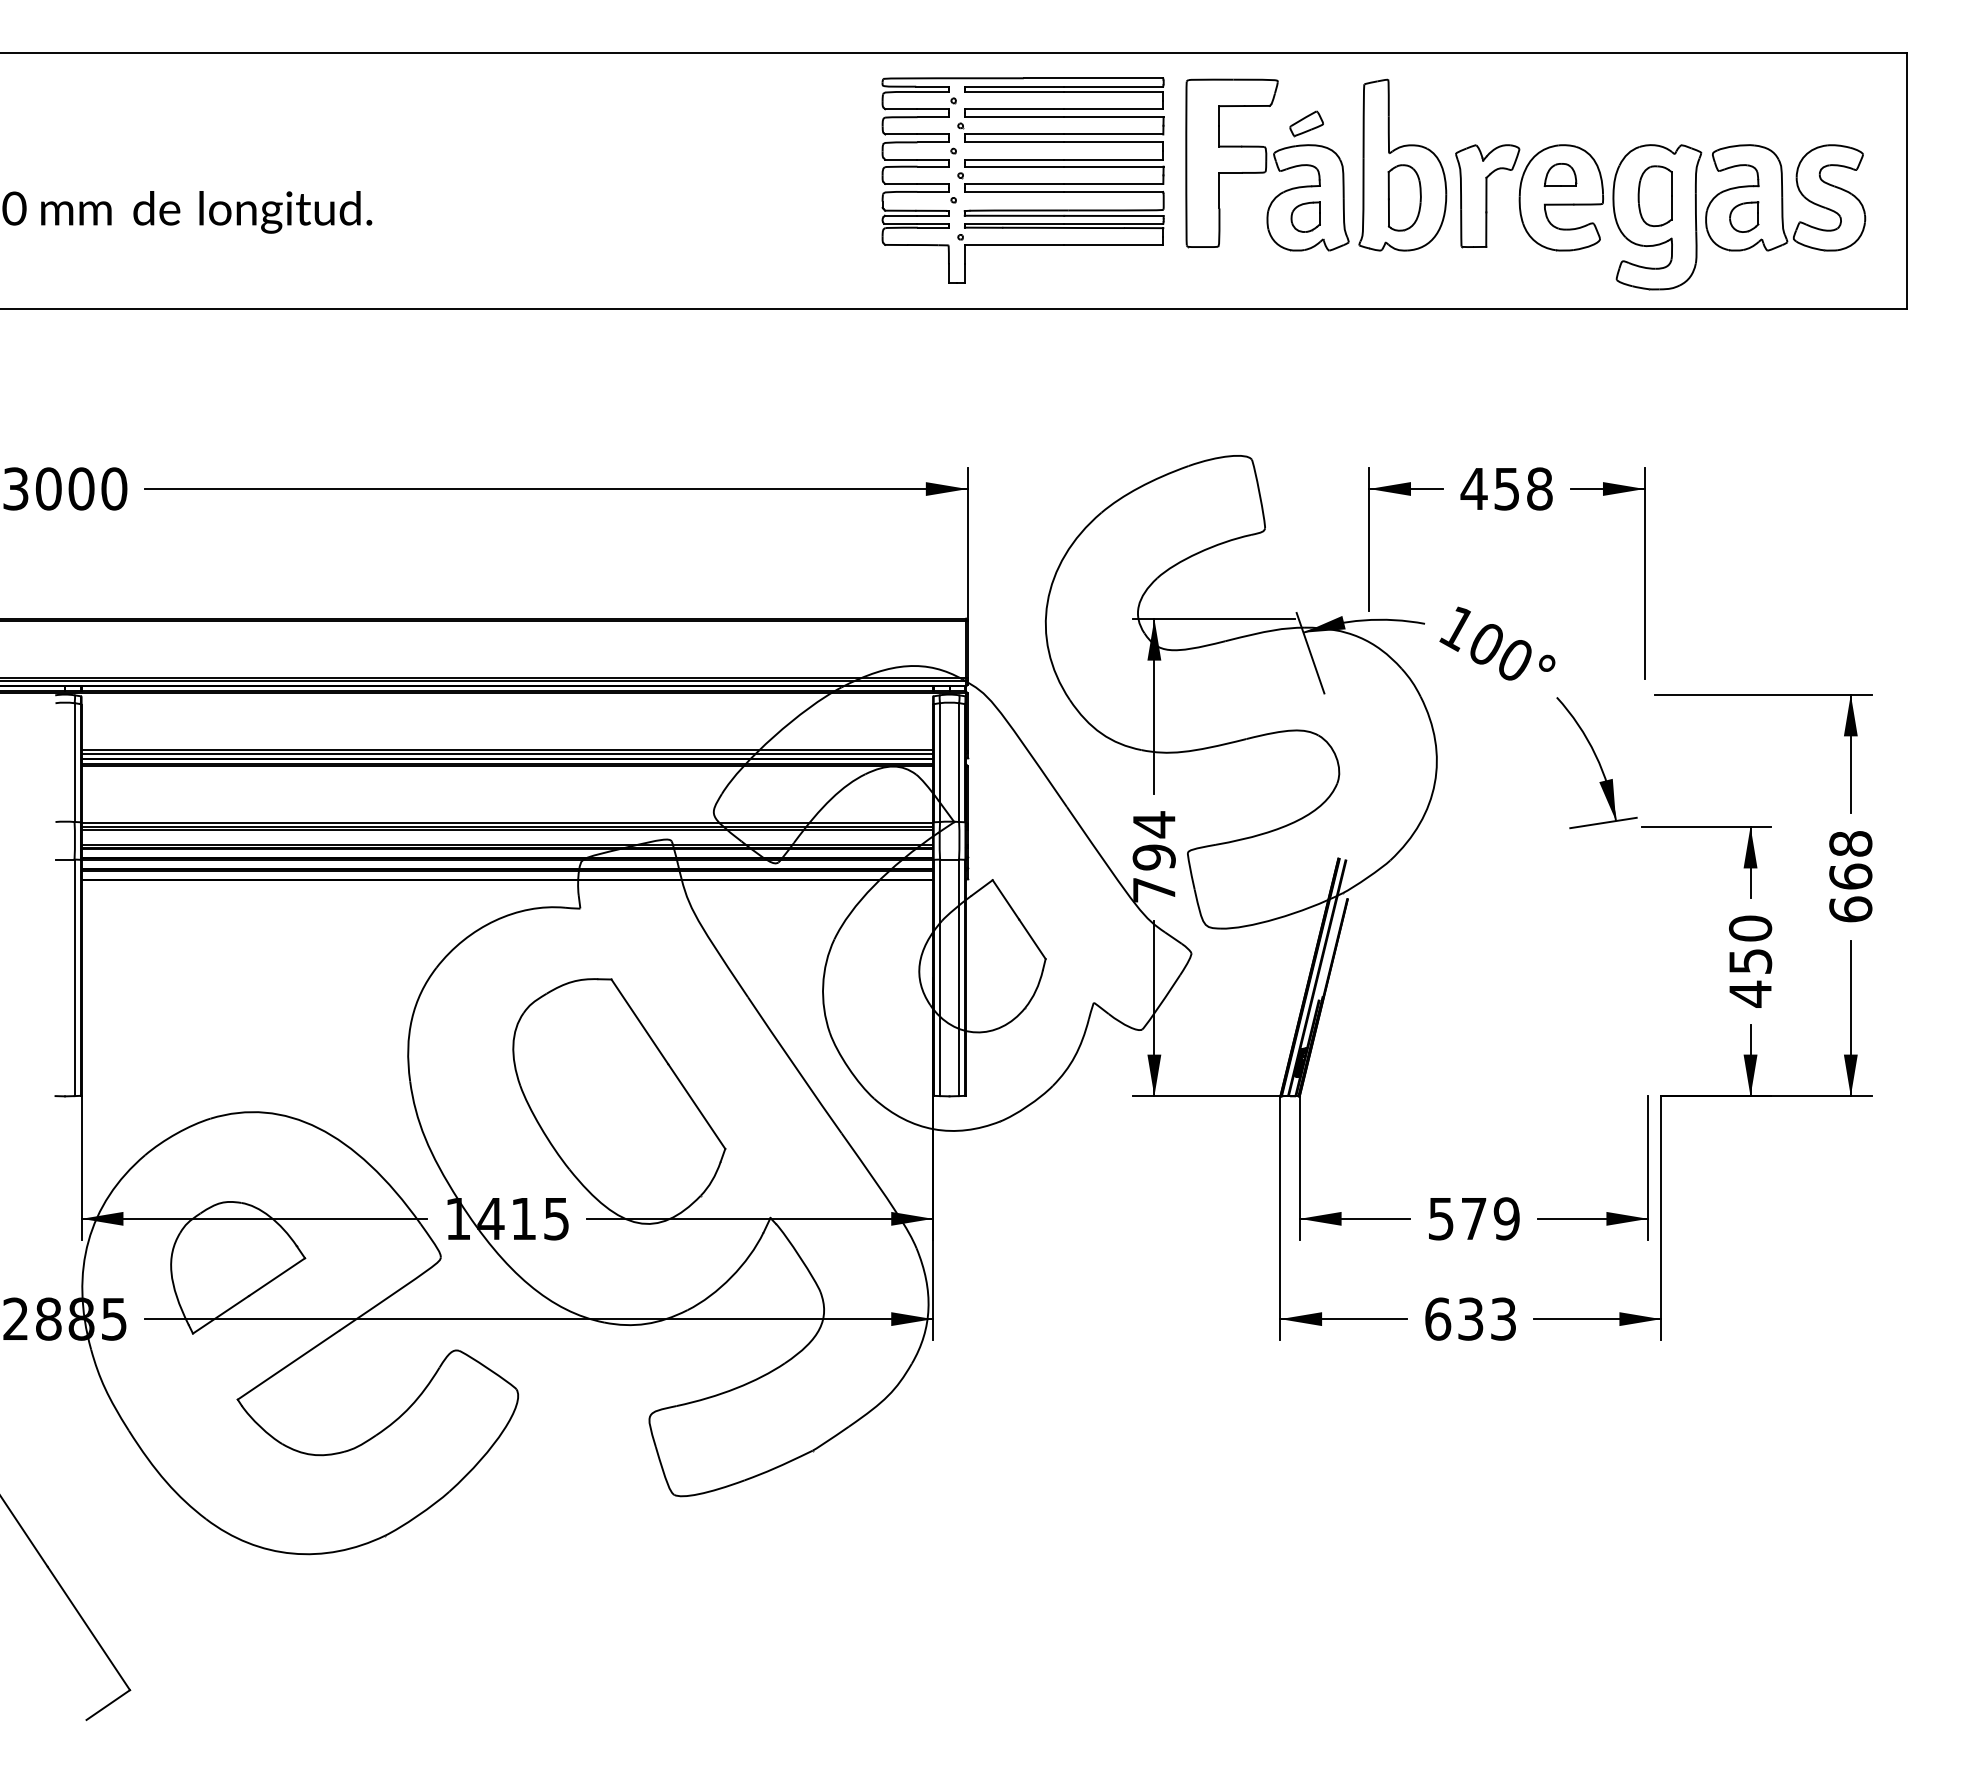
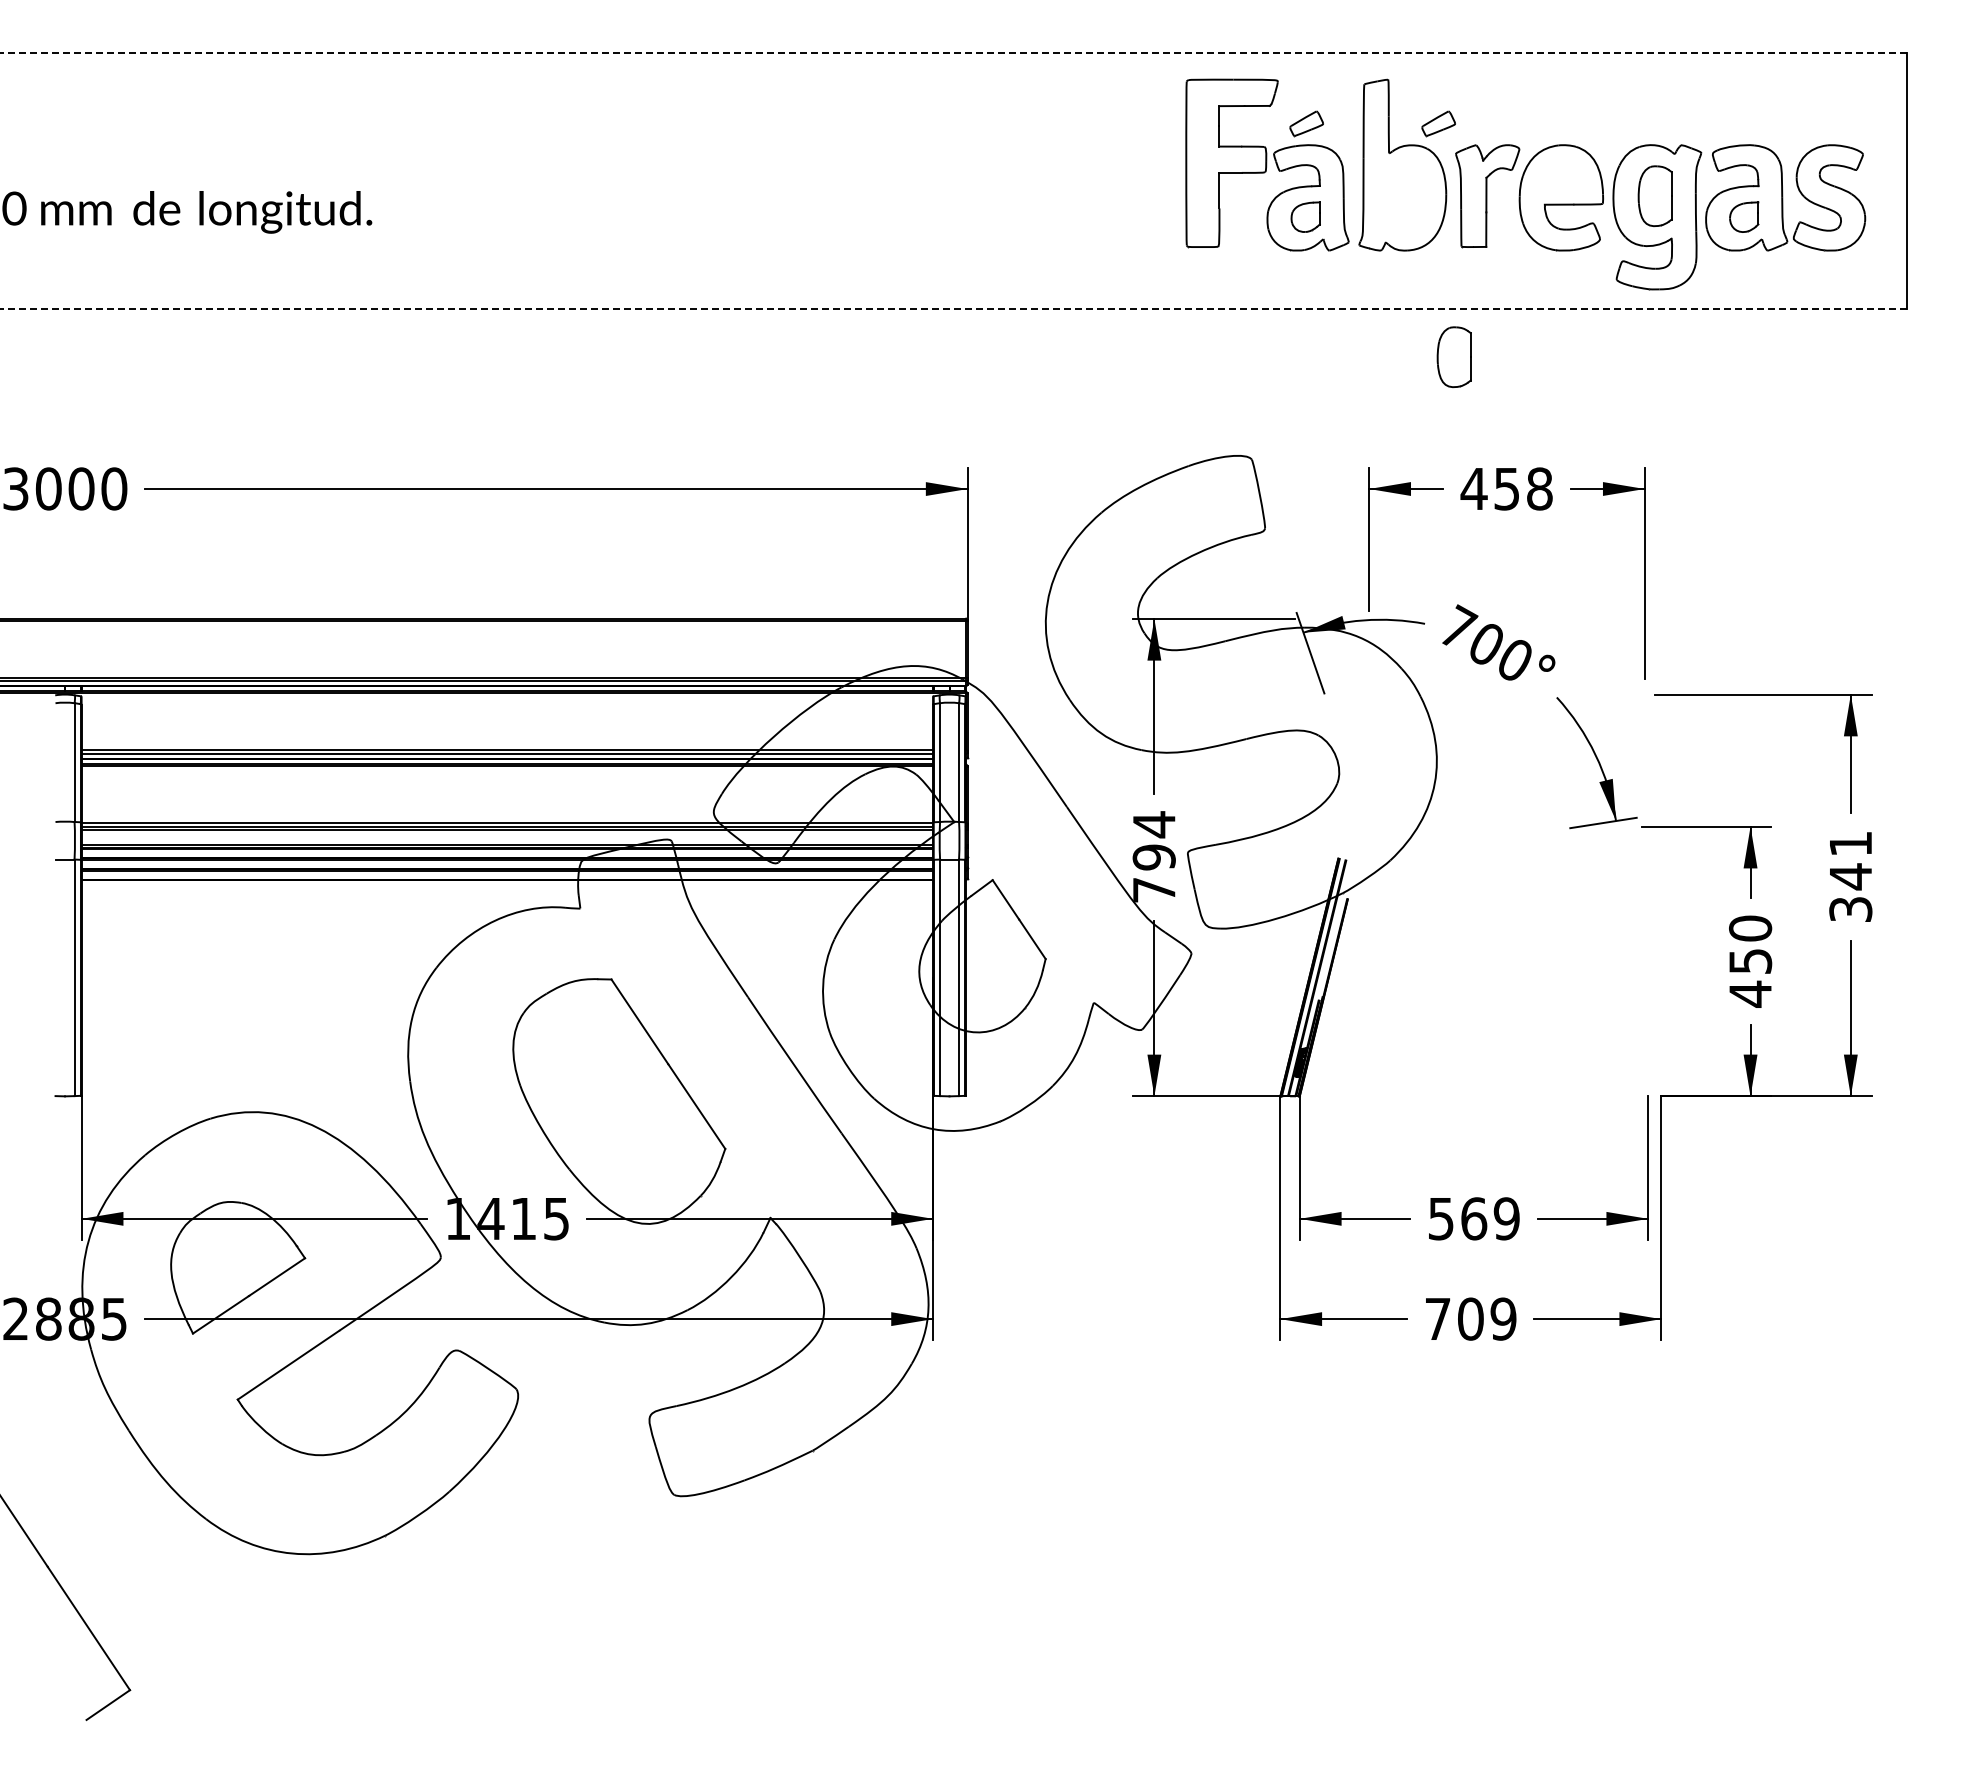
line: solid -> dashed (954, 52)
part: none -> present (1438, 123)
part: present -> none (1560, 174)
part: present -> none (1022, 180)
part: present -> none (1404, 197)
line: solid -> dashed (953, 308)
part: none -> present (1453, 356)
text: 100° -> 700° (1458, 627)
text: 668 -> 341 (1850, 876)
text: 579 -> 569 (1474, 1218)
text: 633 -> 709 (1470, 1318)
